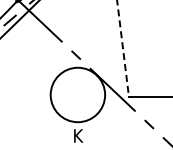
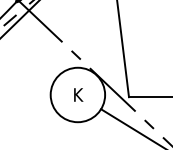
line: dashed -> solid (123, 48)
line: none -> present (131, 127)
text position: (78, 135) -> (78, 94) (78, 94)
